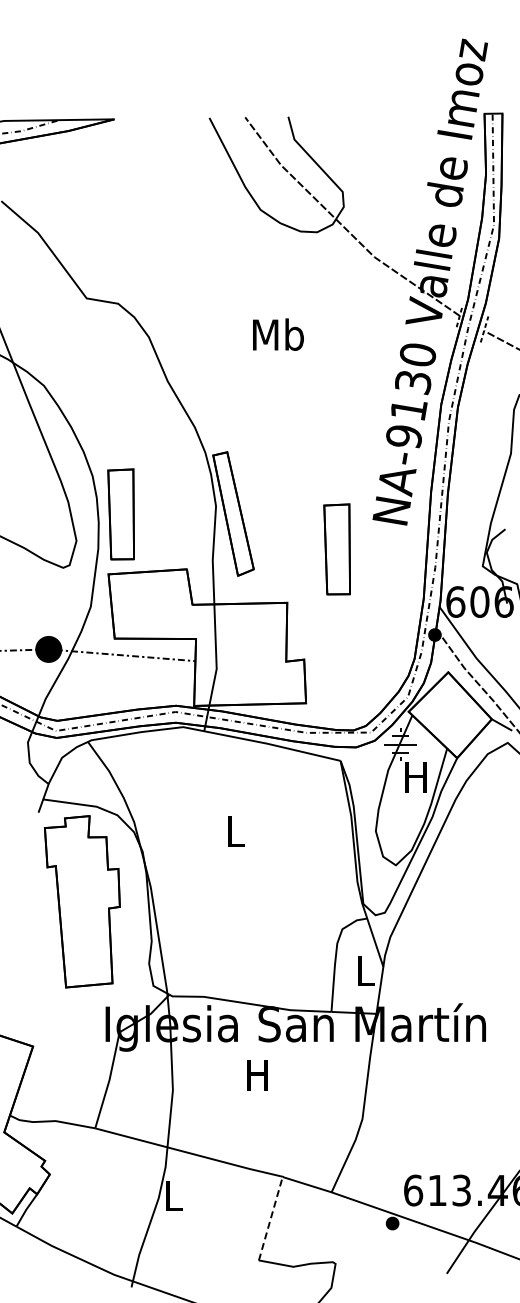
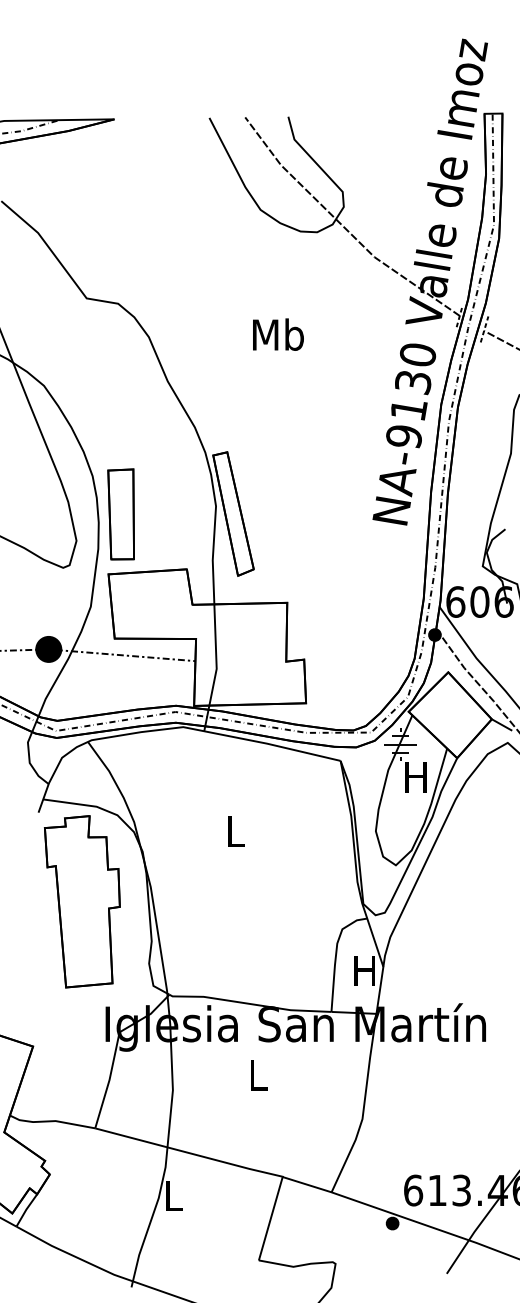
part: present -> none (336, 549)
text: L -> H (364, 970)
text: H -> L (257, 1075)
line: dashed -> solid (270, 1218)
